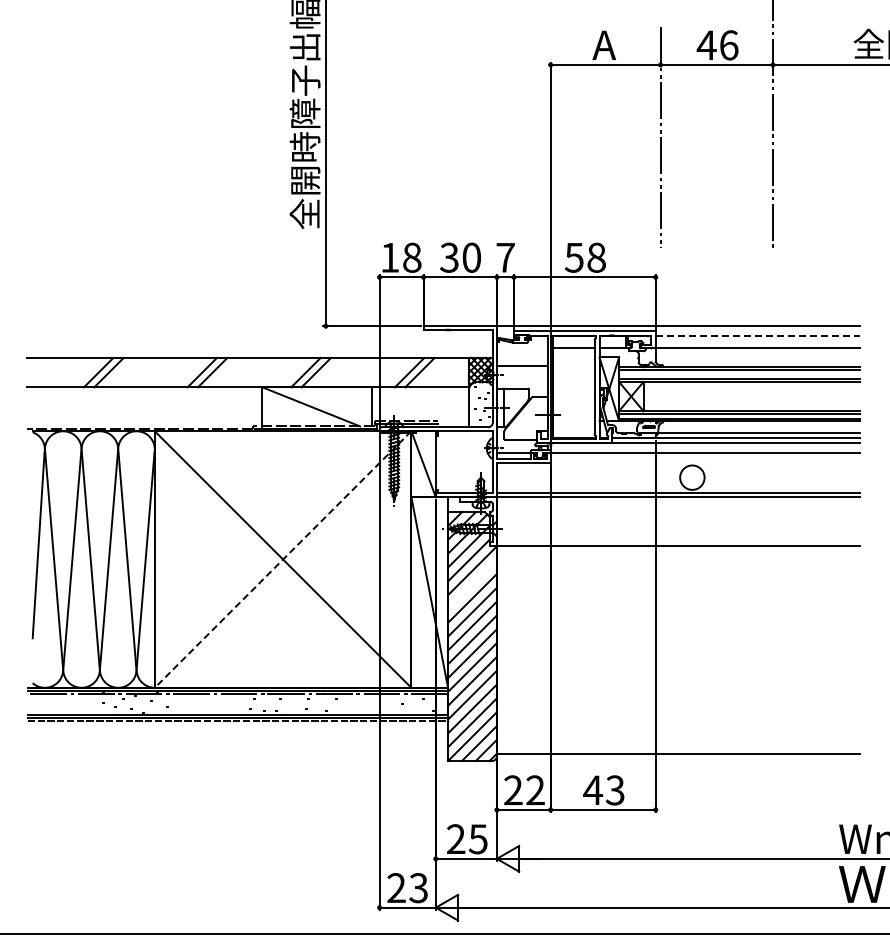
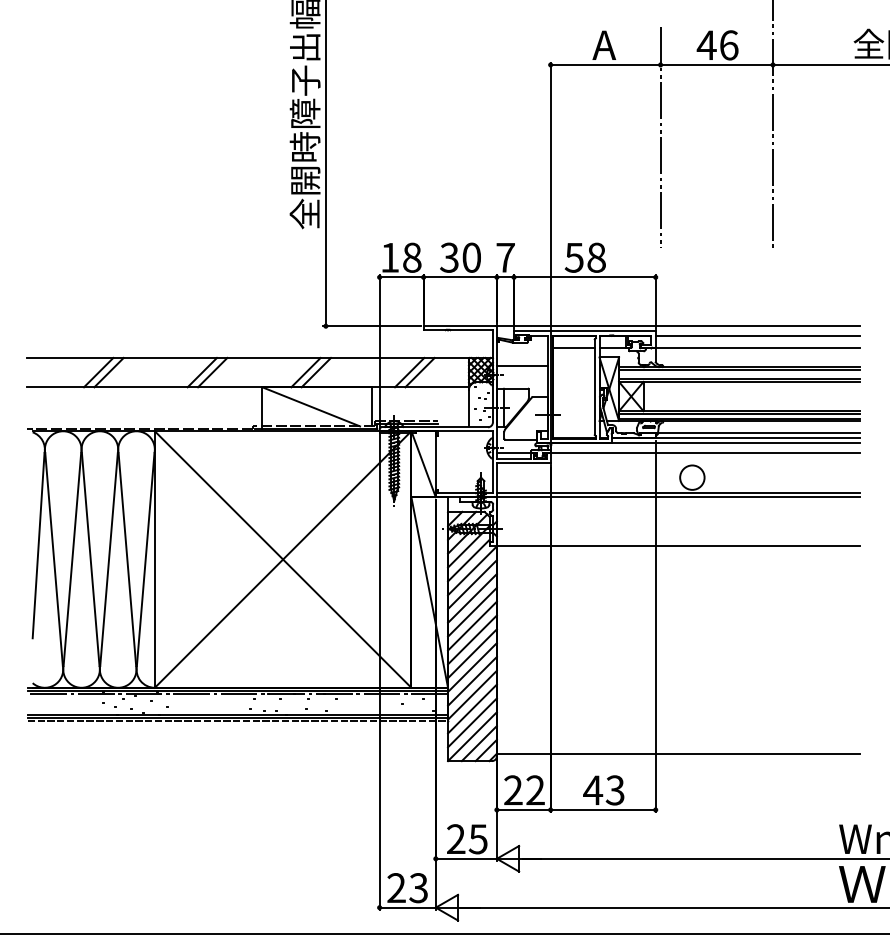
line: dashed -> solid (758, 336)
line: dashed -> solid (282, 559)
line: none -> present (472, 584)
